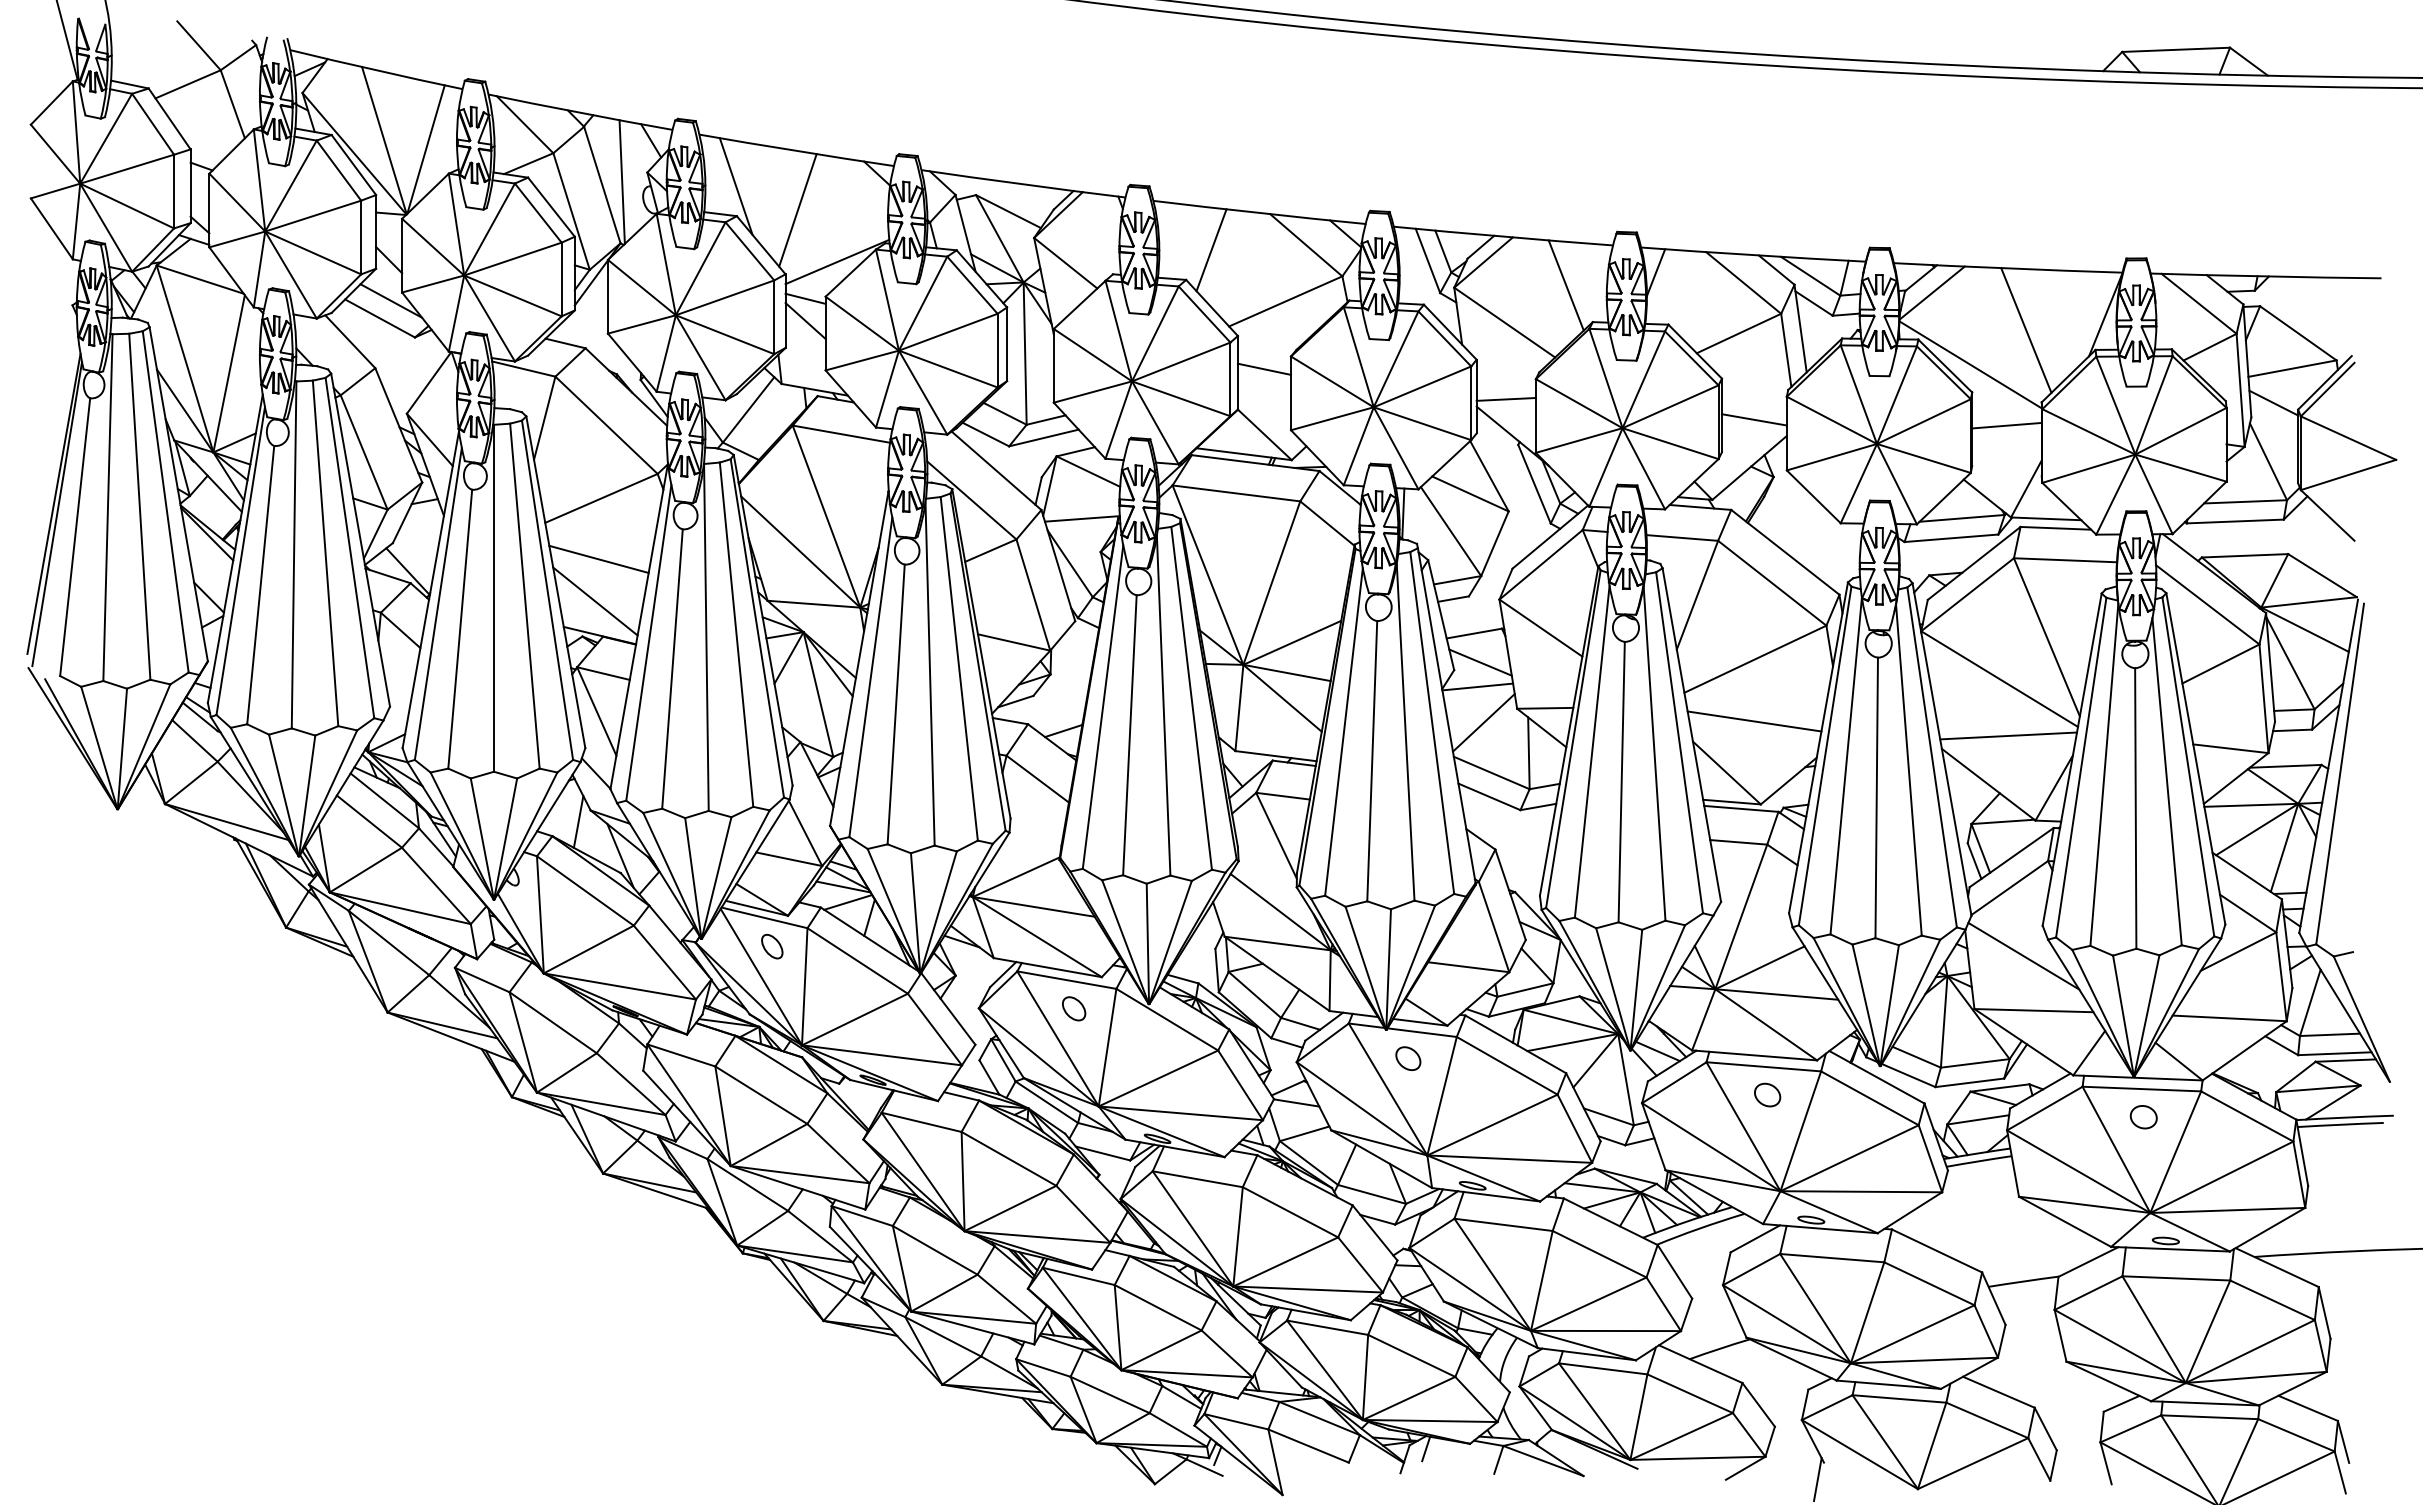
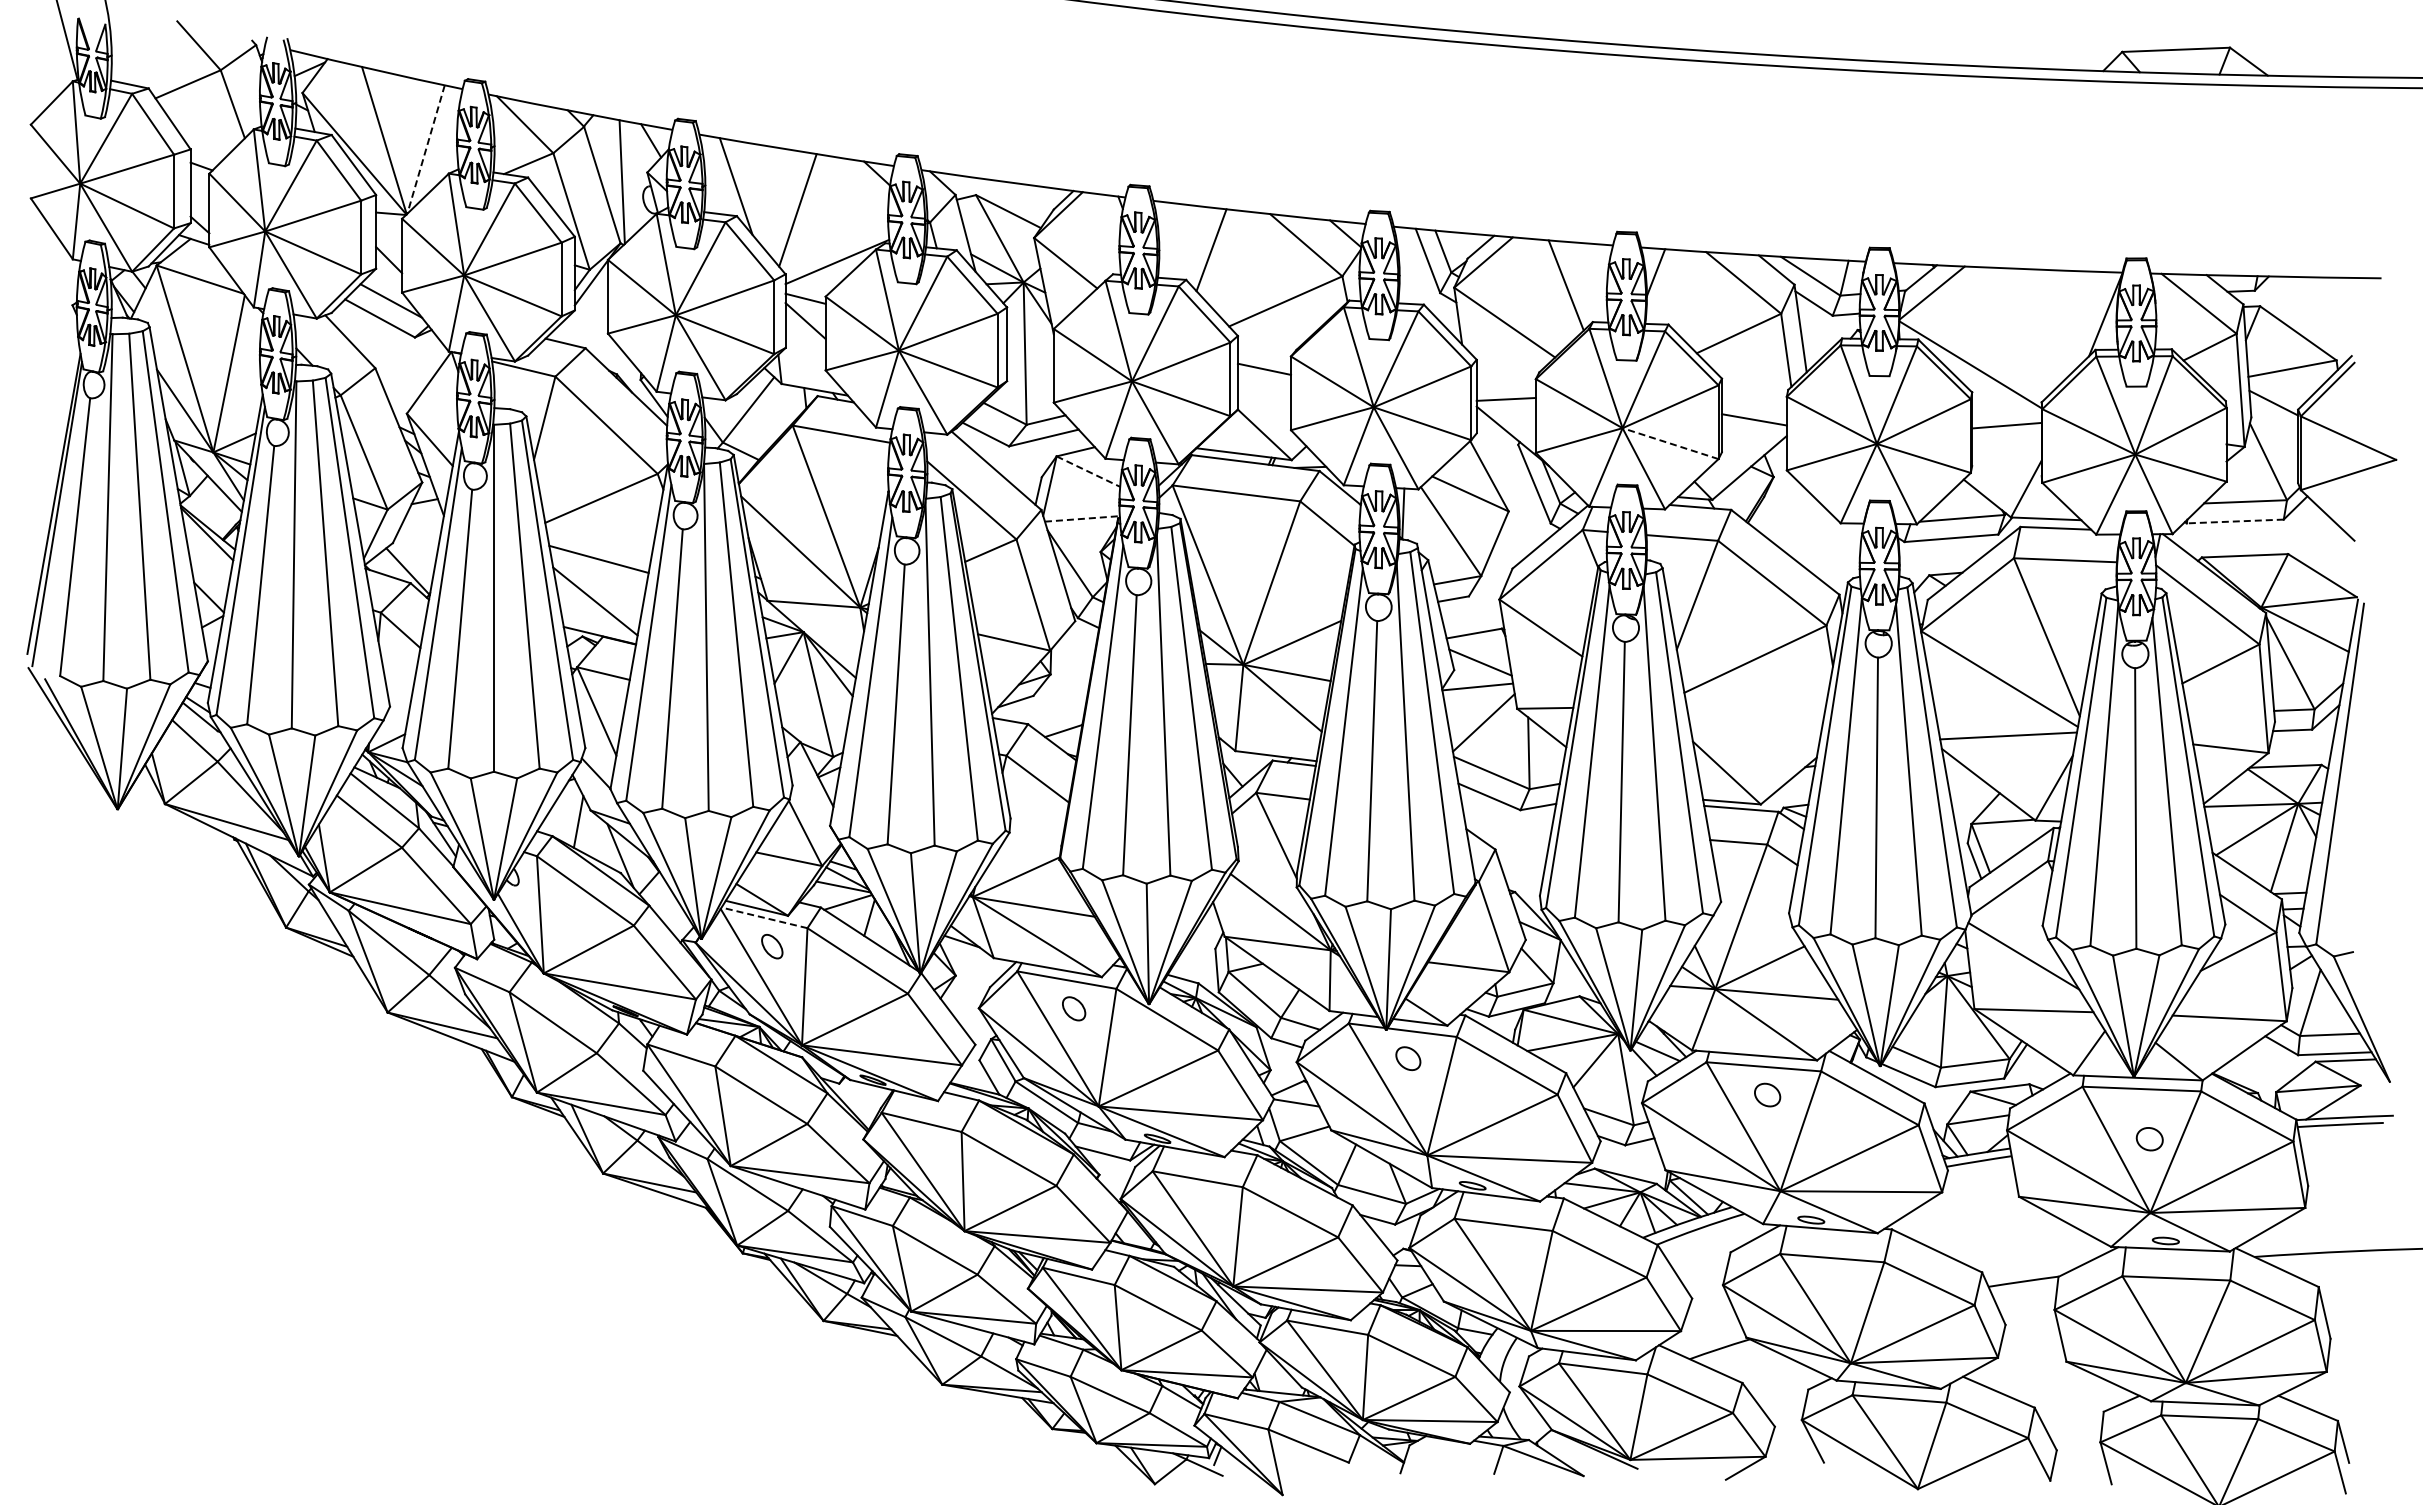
line: solid -> dashed (426, 149)
line: present -> none (2026, 330)
line: solid -> dashed (1670, 443)
line: solid -> dashed (1088, 471)
line: solid -> dashed (1082, 518)
line: solid -> dashed (2235, 521)
line: present -> none (1754, 721)
line: solid -> dashed (764, 917)
part position: (2143, 1117) -> (2149, 1139) (2149, 1139)
line: present -> none (1426, 1448)
line: present -> none (1817, 1479)
